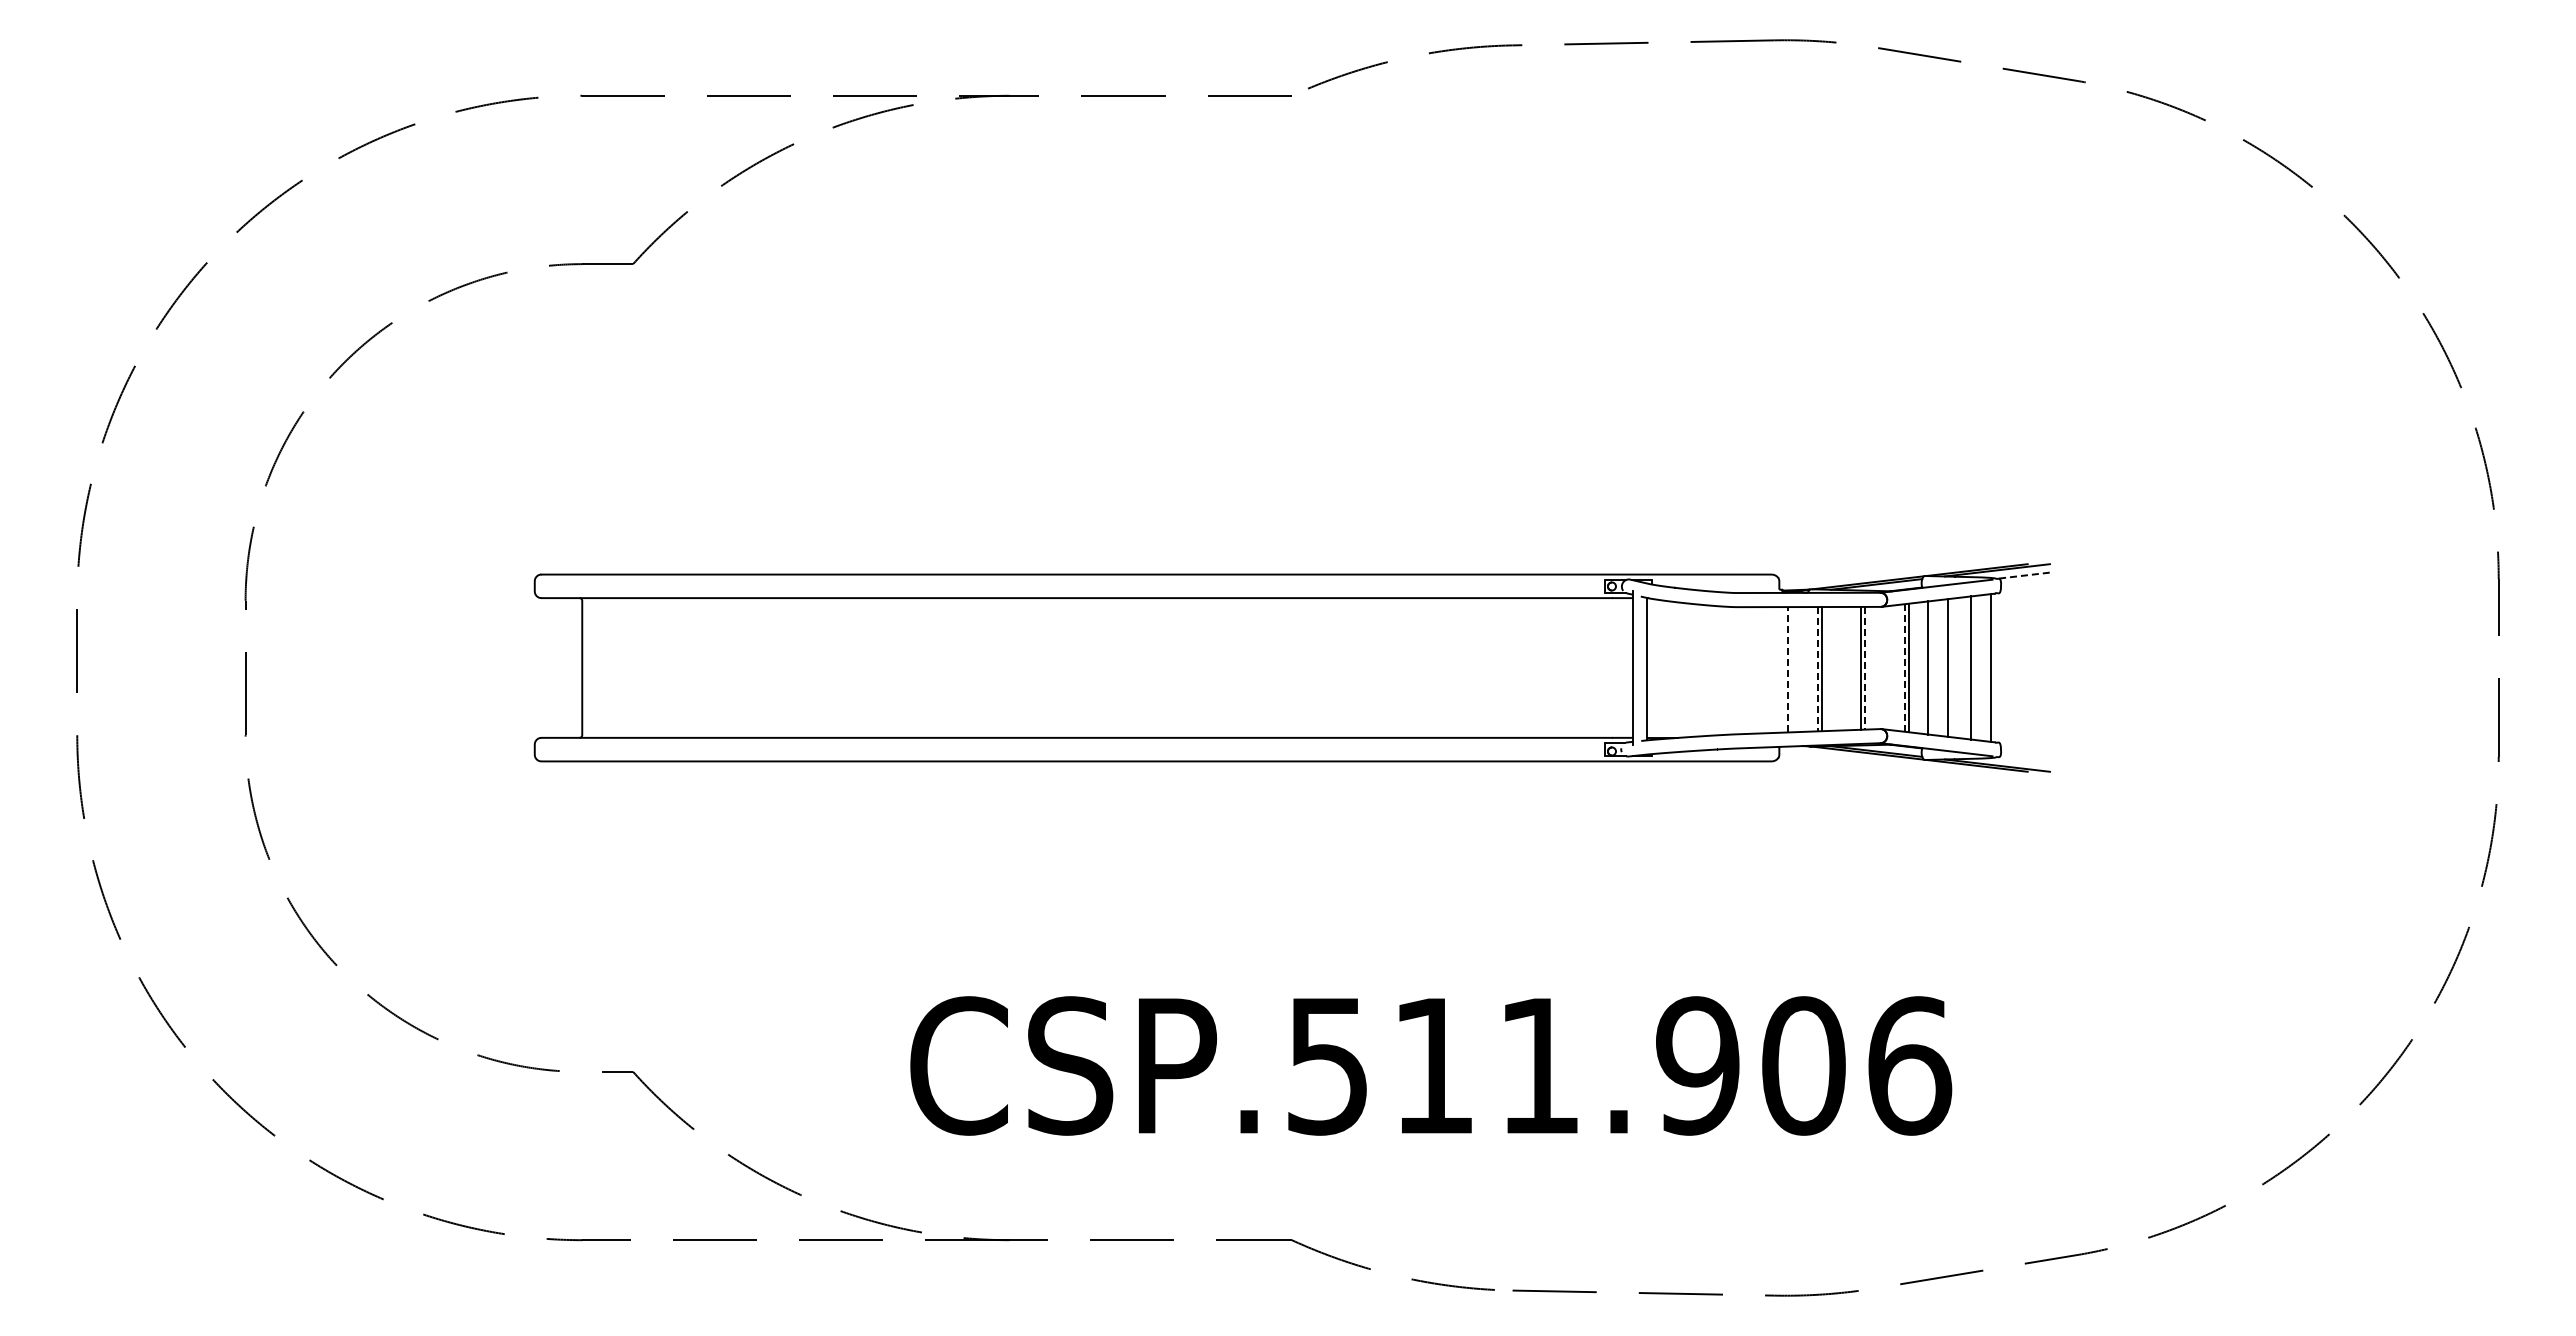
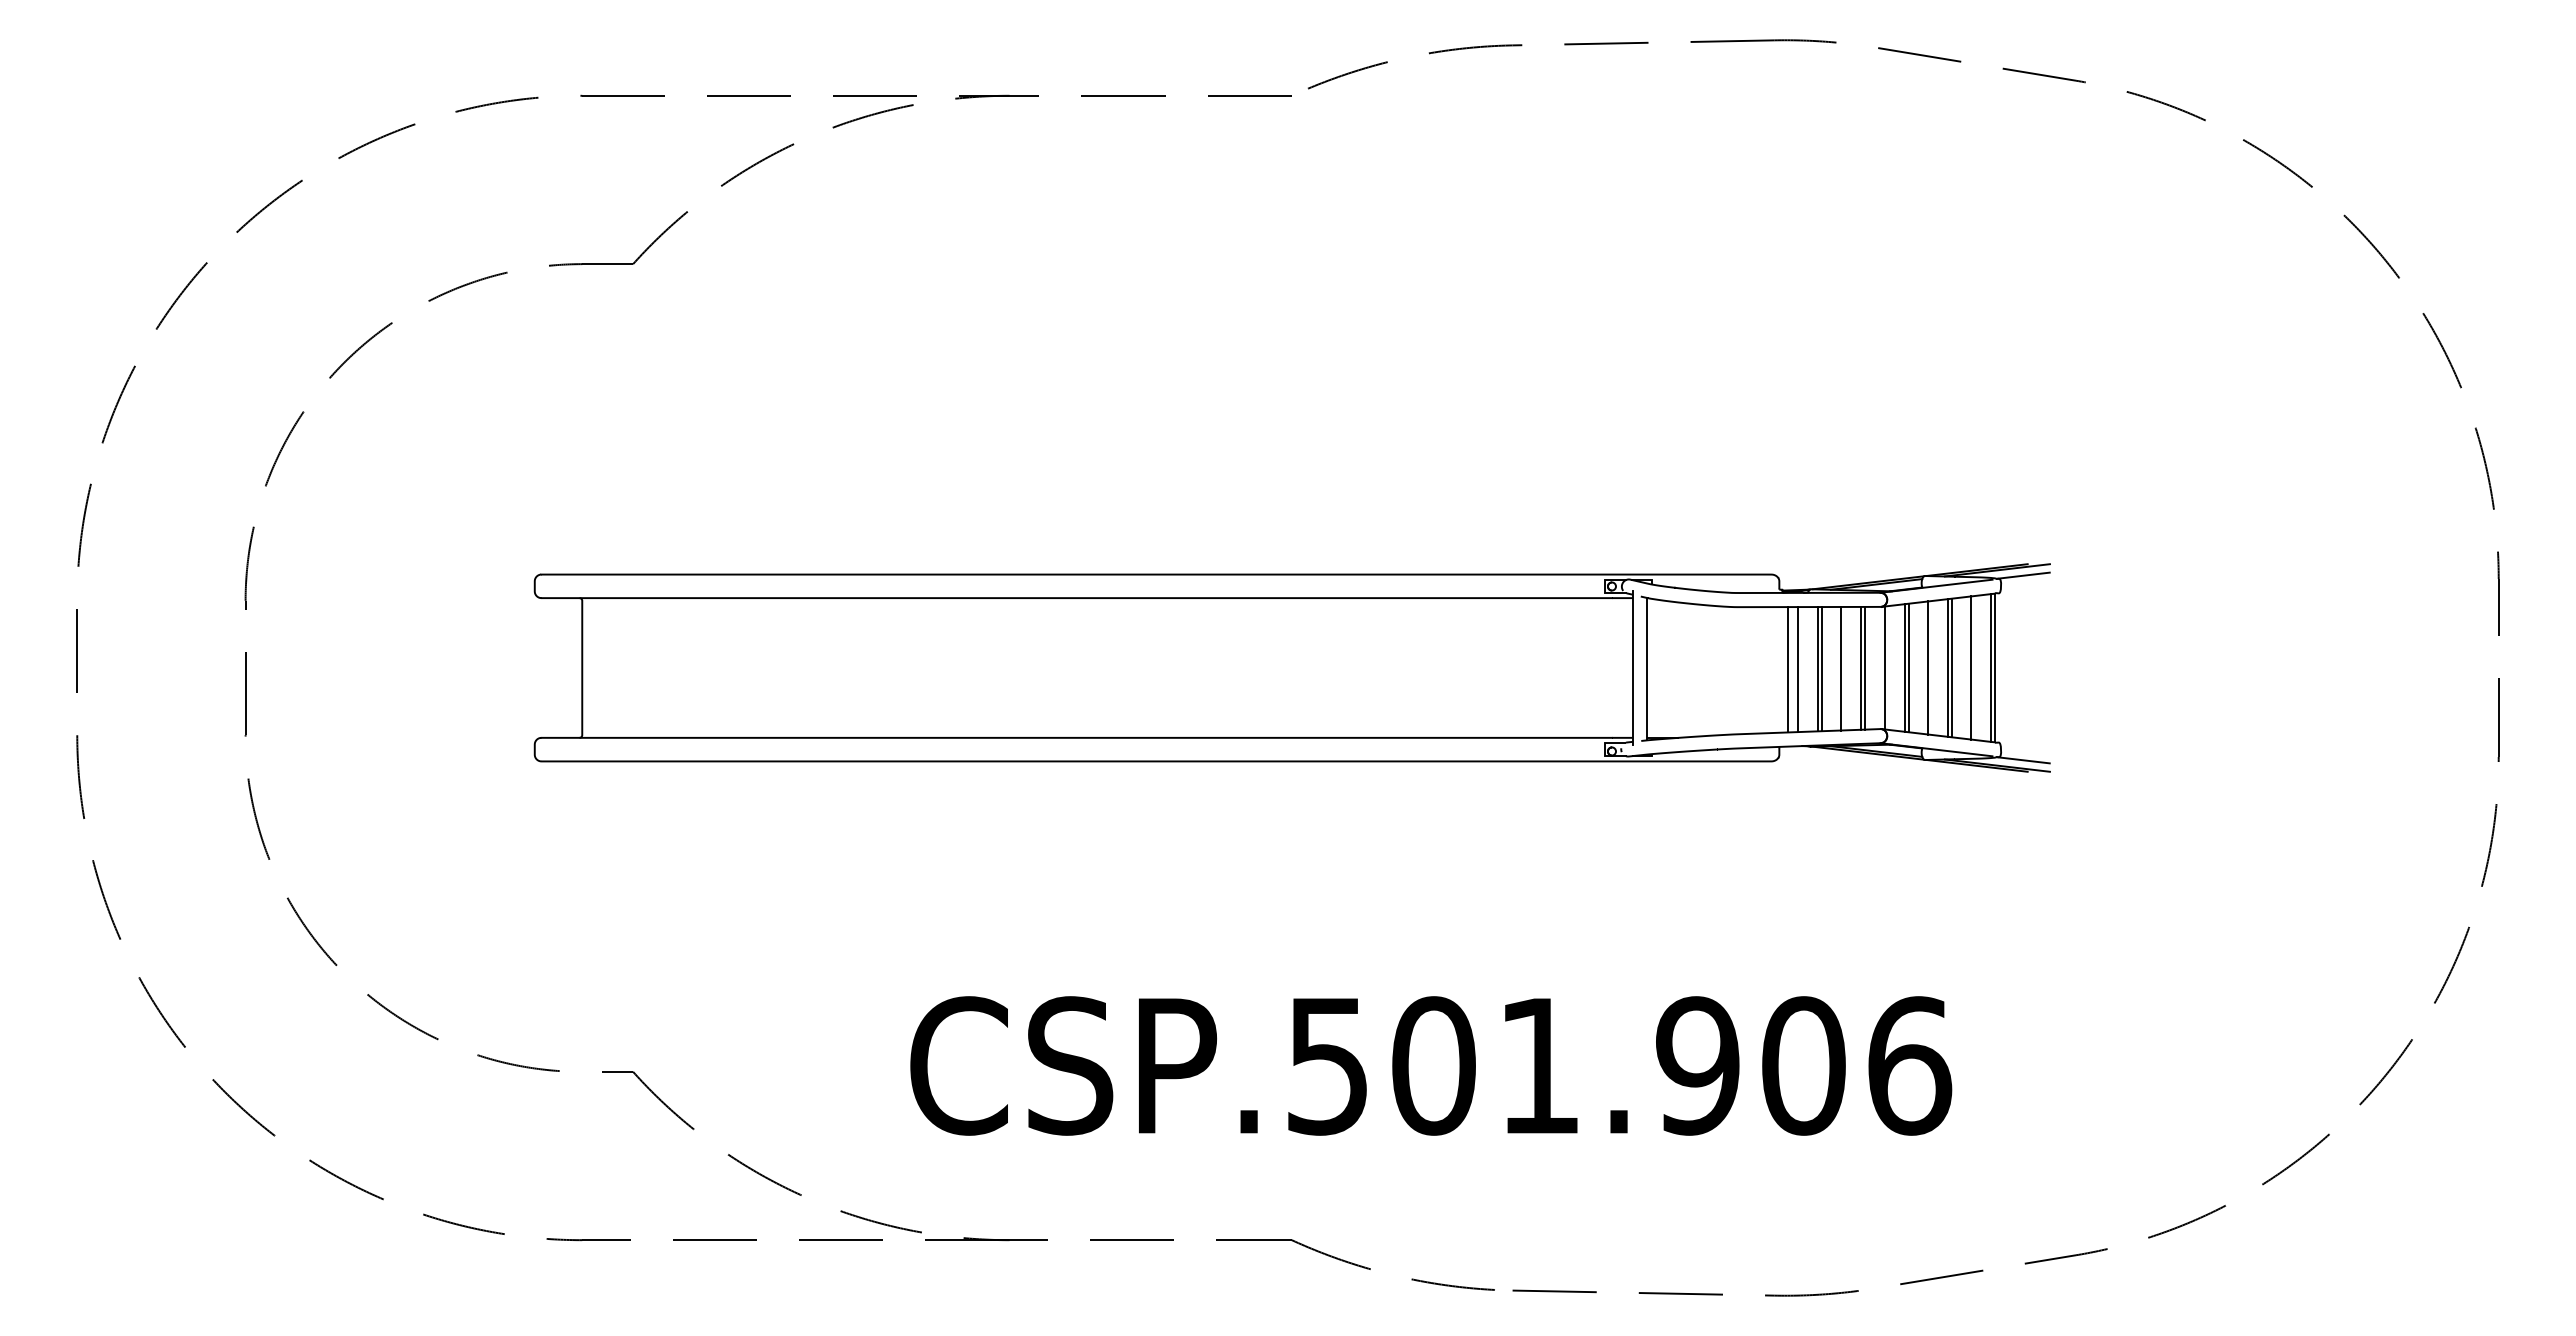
line: dashed -> solid (2023, 575)
line: none -> present (1884, 667)
line: none -> present (1952, 667)
line: none -> present (1995, 667)
line: none -> present (1841, 668)
line: dashed -> solid (1865, 668)
line: dashed -> solid (1904, 668)
line: dashed -> solid (1788, 669)
line: none -> present (1797, 669)
line: dashed -> solid (1817, 669)
line: none -> present (2023, 760)
text: CSP.511.906 -> CSP.501.906 (1433, 1065)
